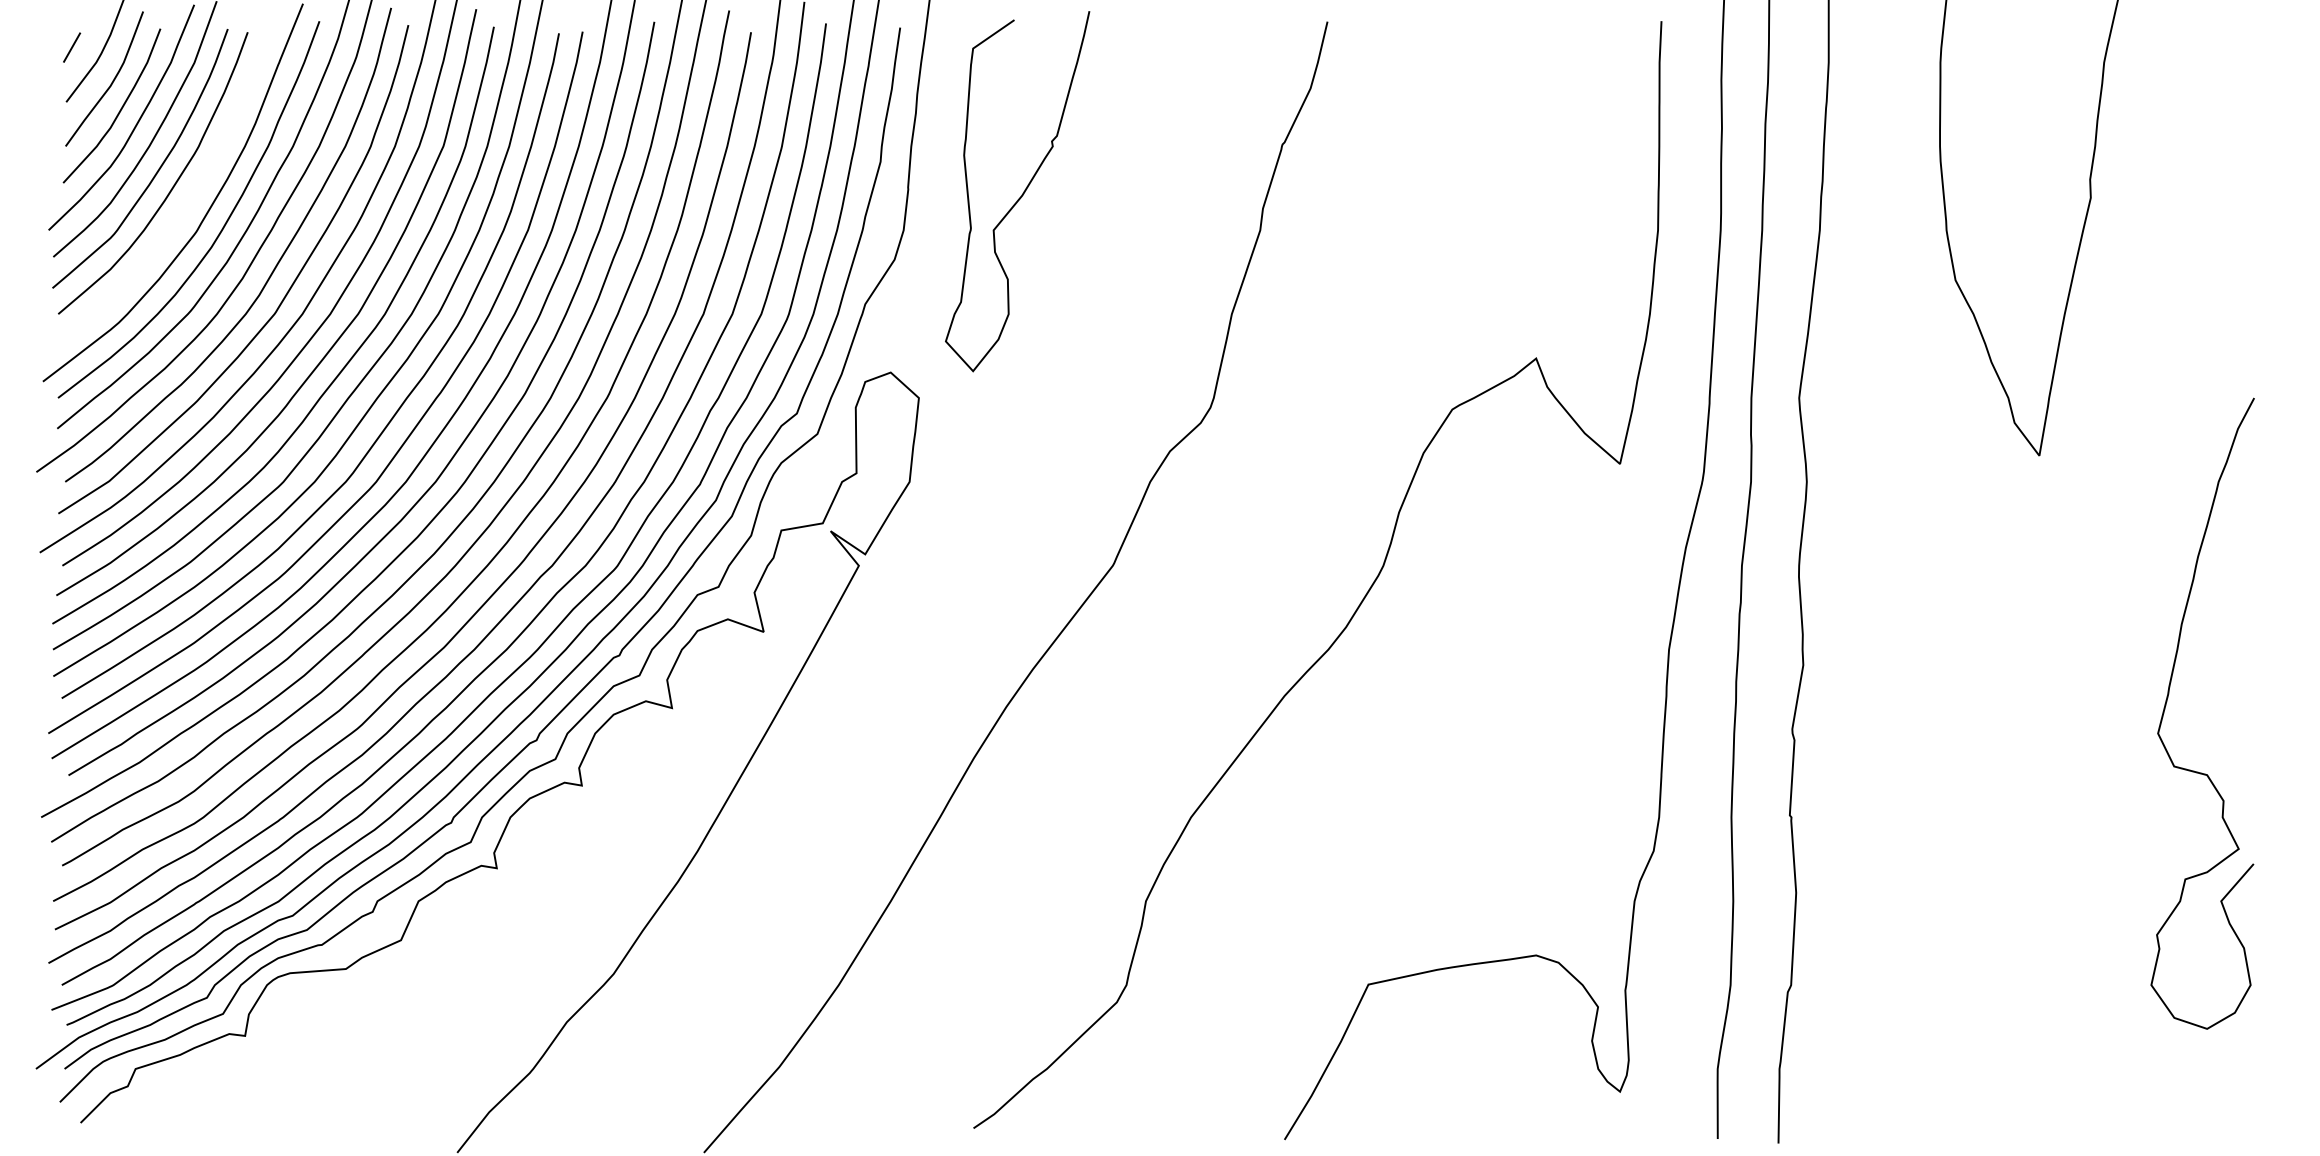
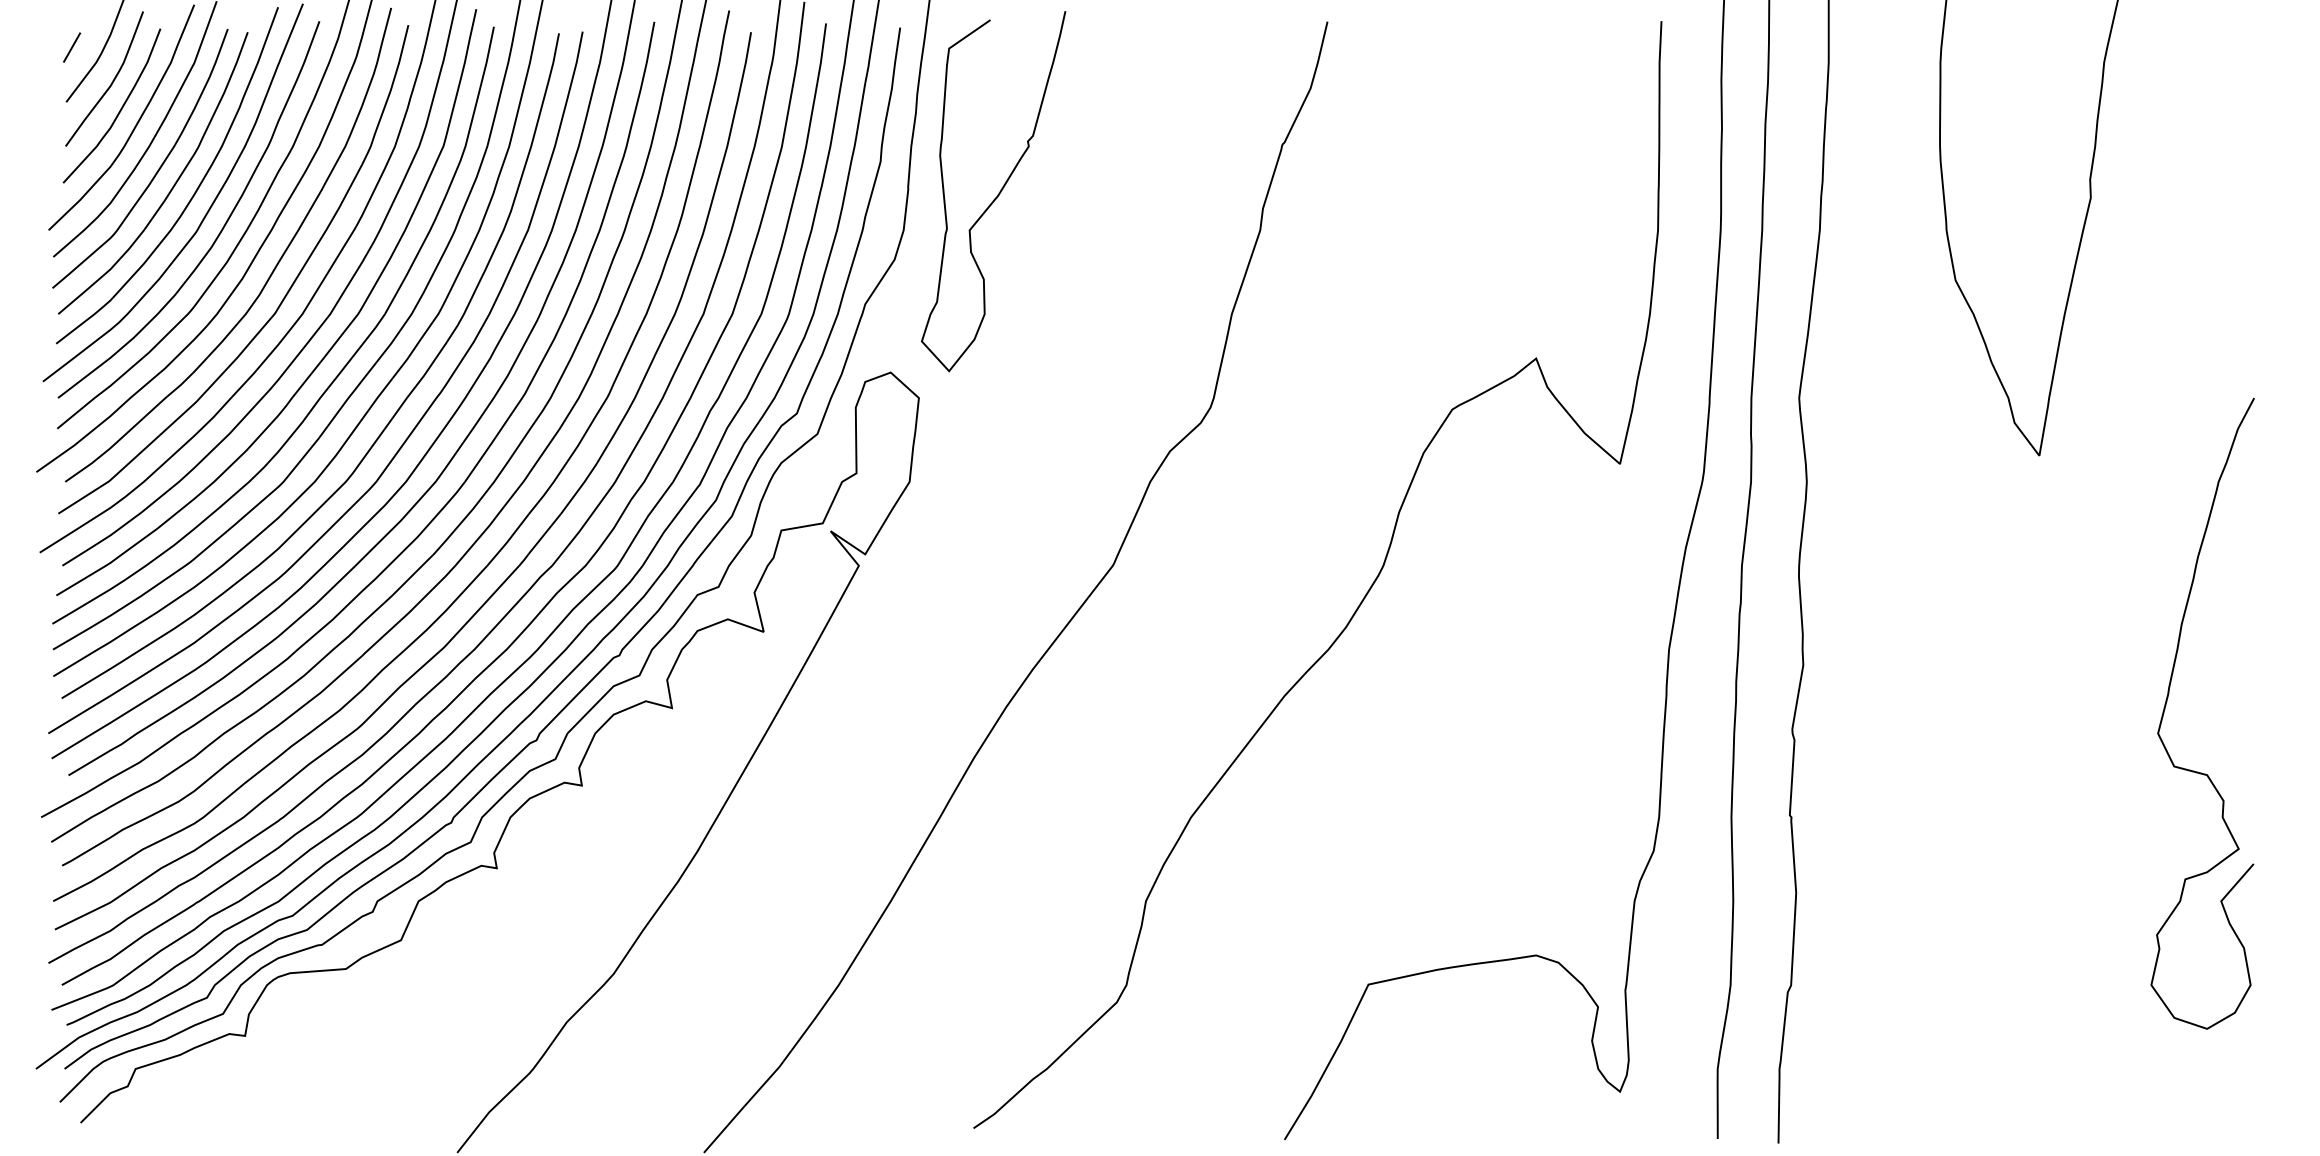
curve: none -> present (193, 193)
curve position: (1021, 194) -> (997, 194) (997, 194)
